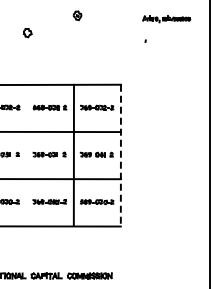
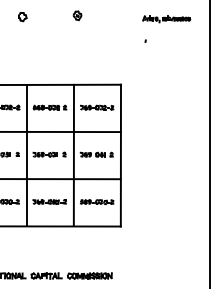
part position: (27, 33) -> (22, 17) (22, 17)
line: none -> present (26, 155)
line: dashed -> solid (120, 155)
